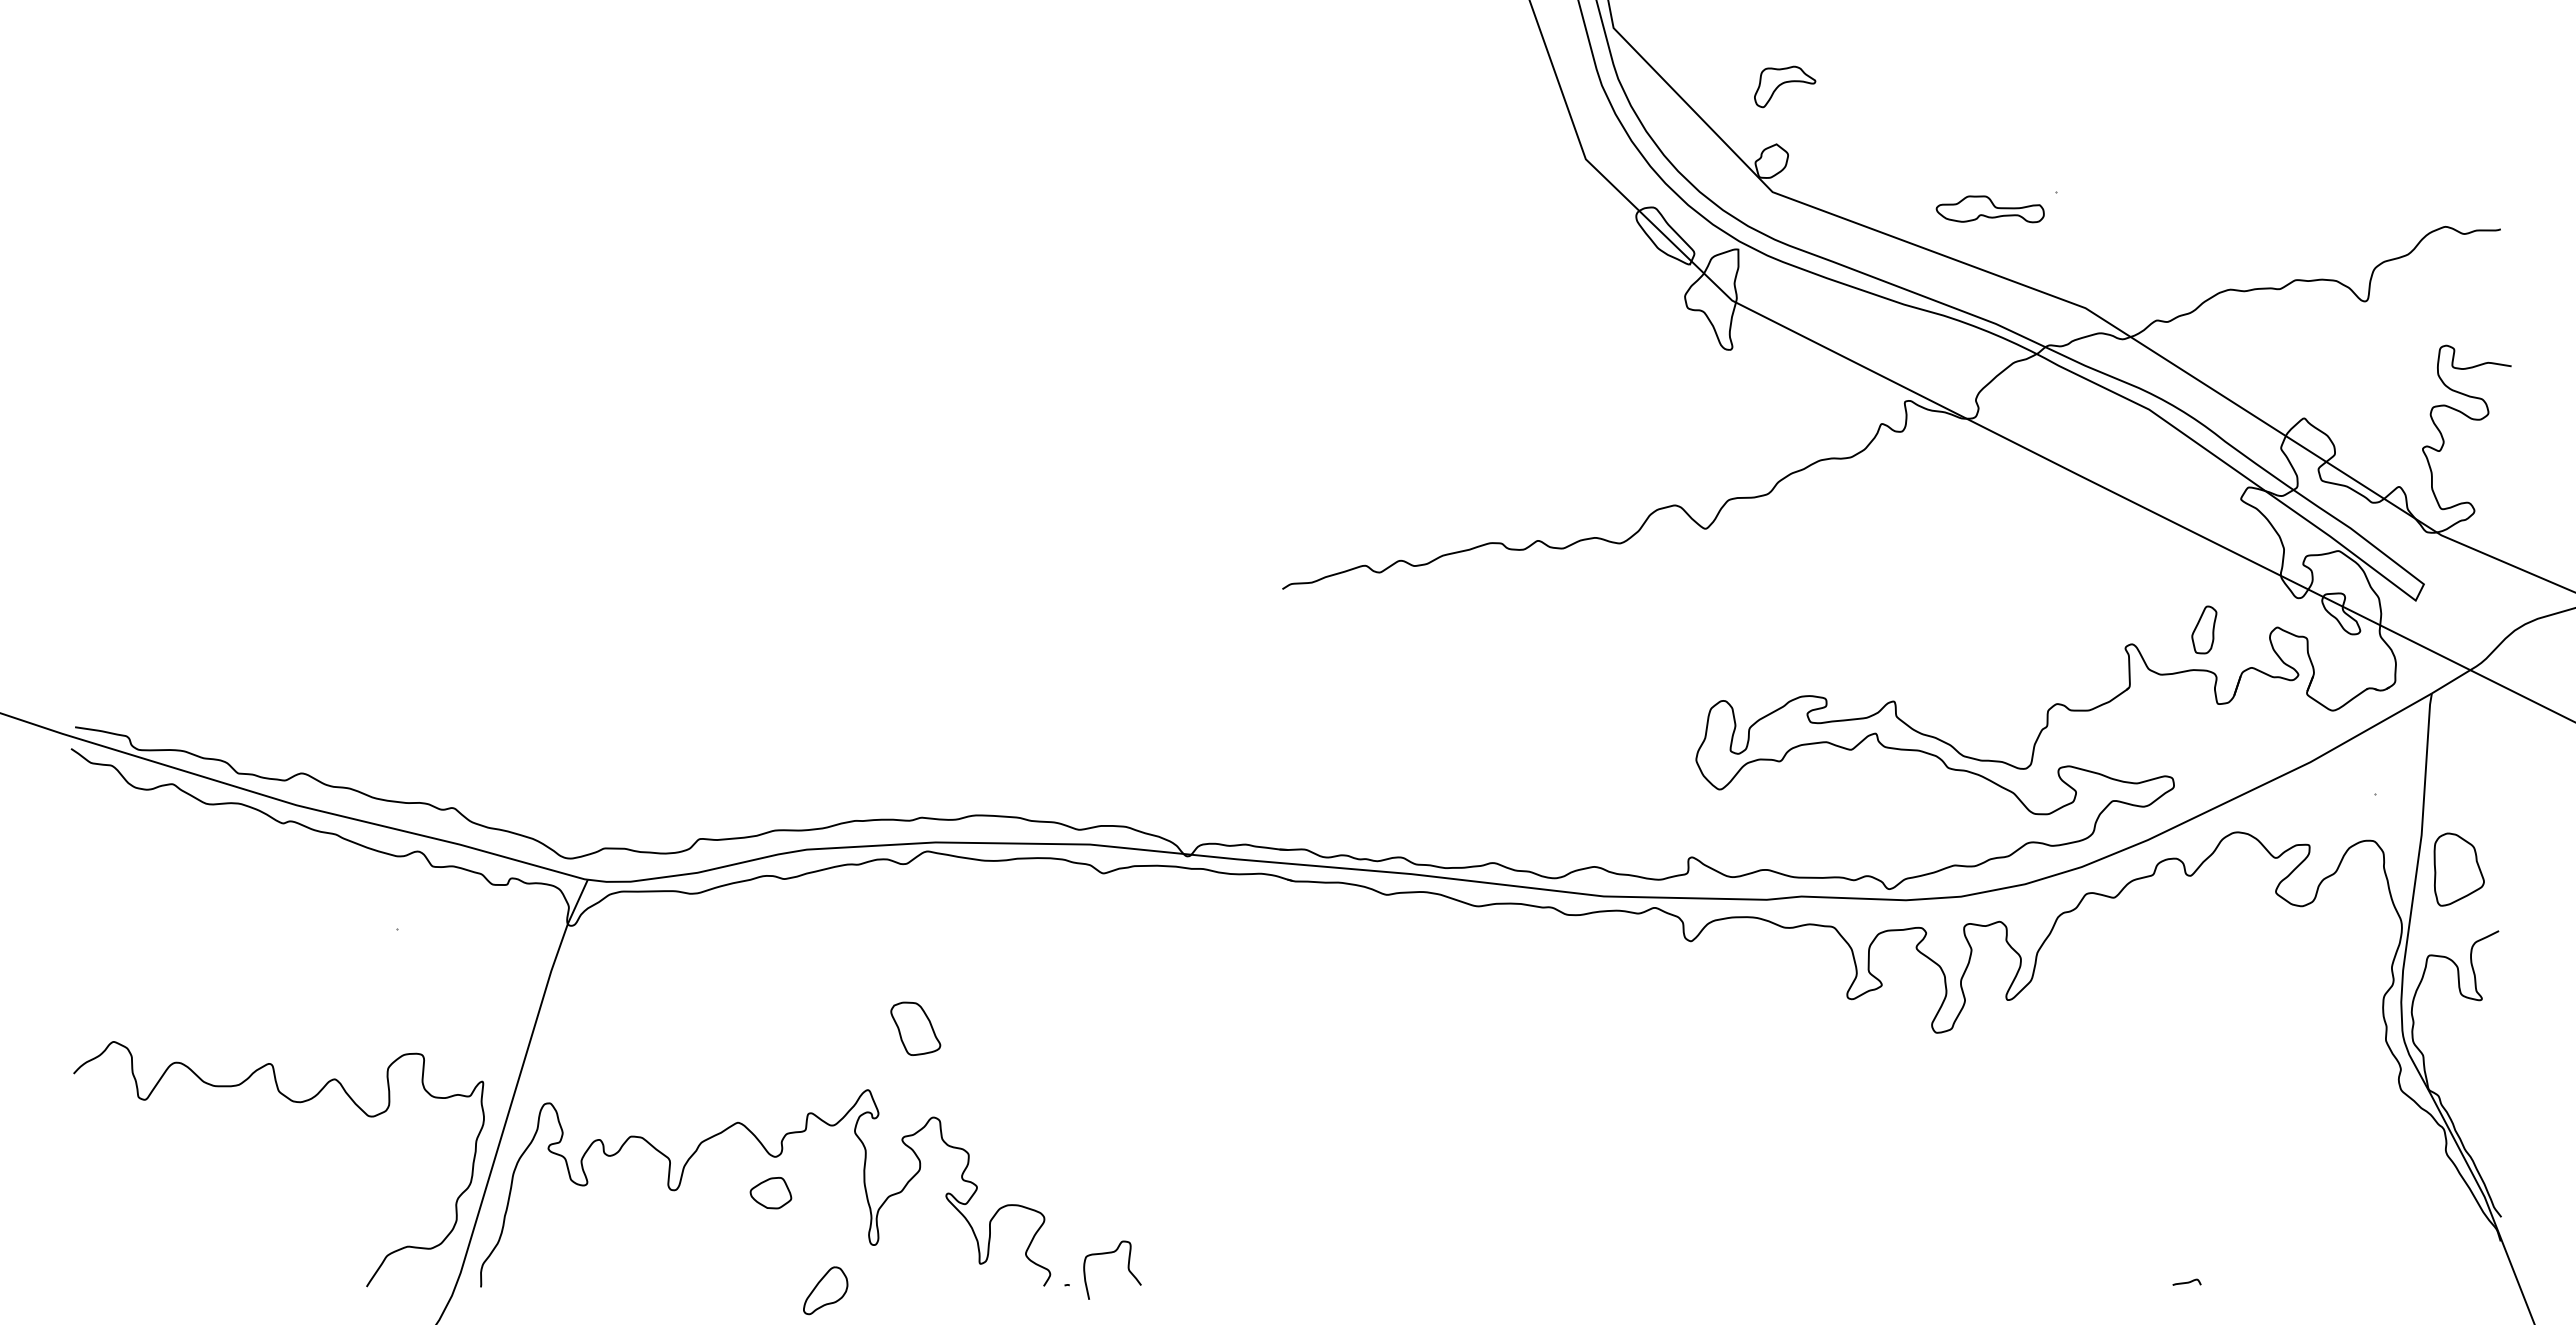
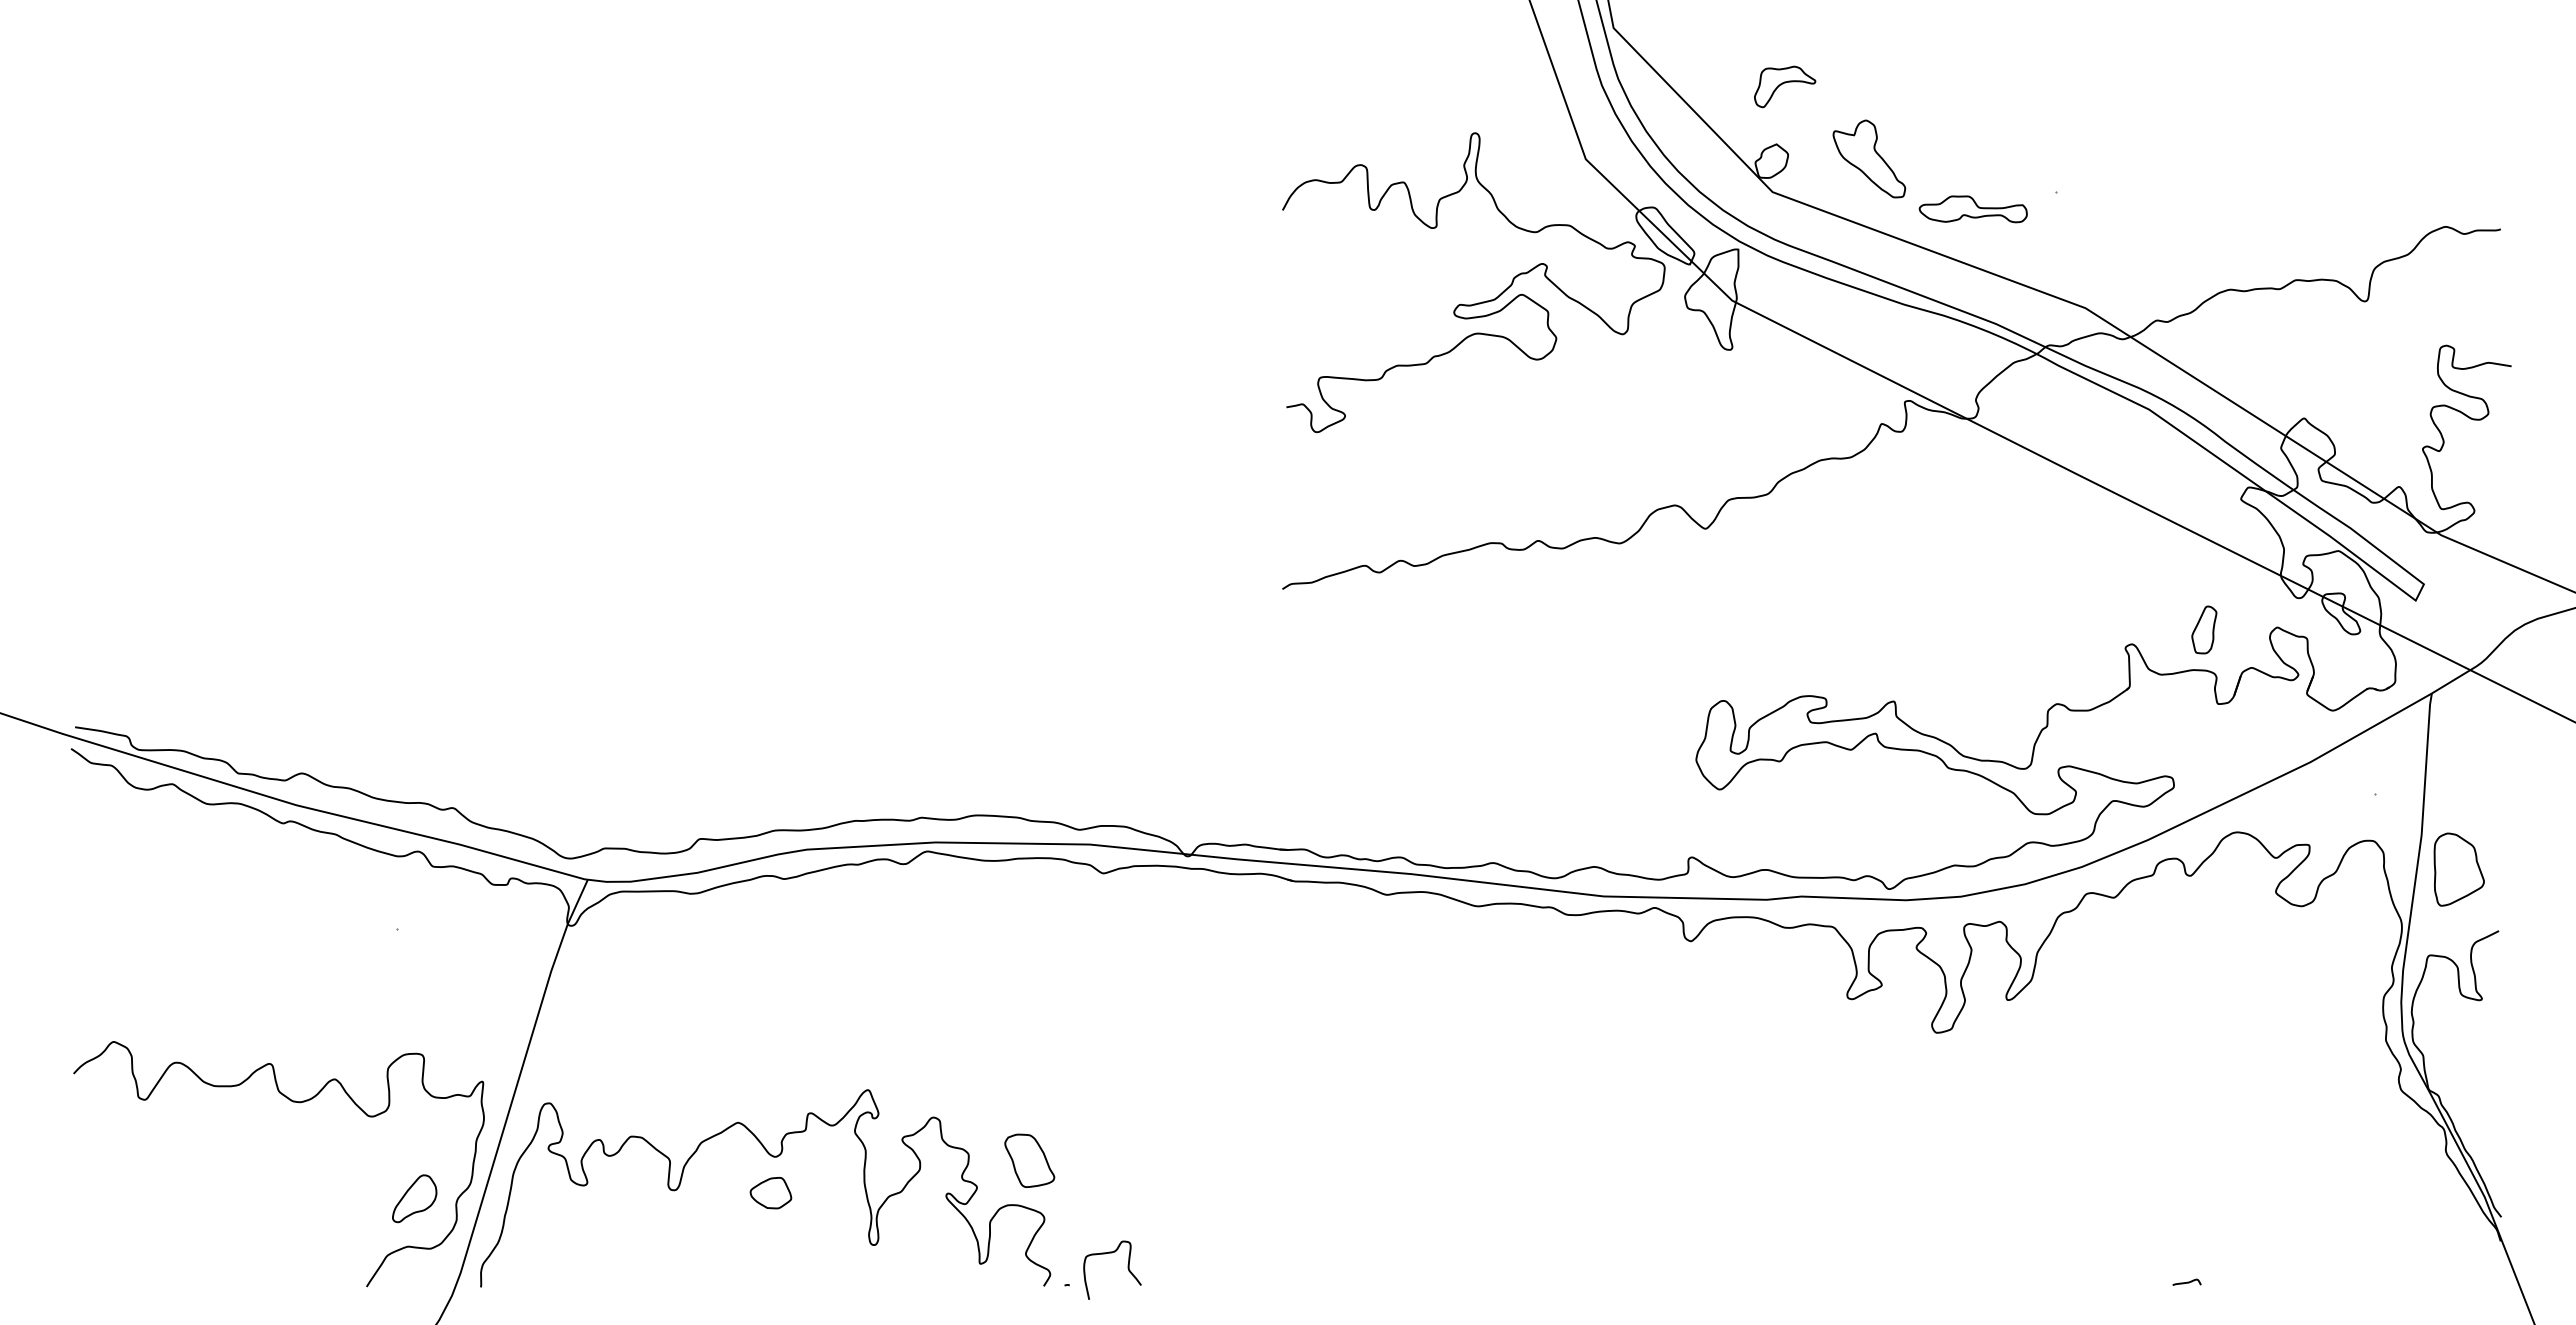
part: none -> present (1869, 158)
part position: (1989, 209) -> (1972, 209) (1972, 209)
curve: none -> present (1478, 302)
part position: (915, 1028) -> (1029, 1160) (1029, 1160)
part position: (825, 1290) -> (414, 1198) (414, 1198)
